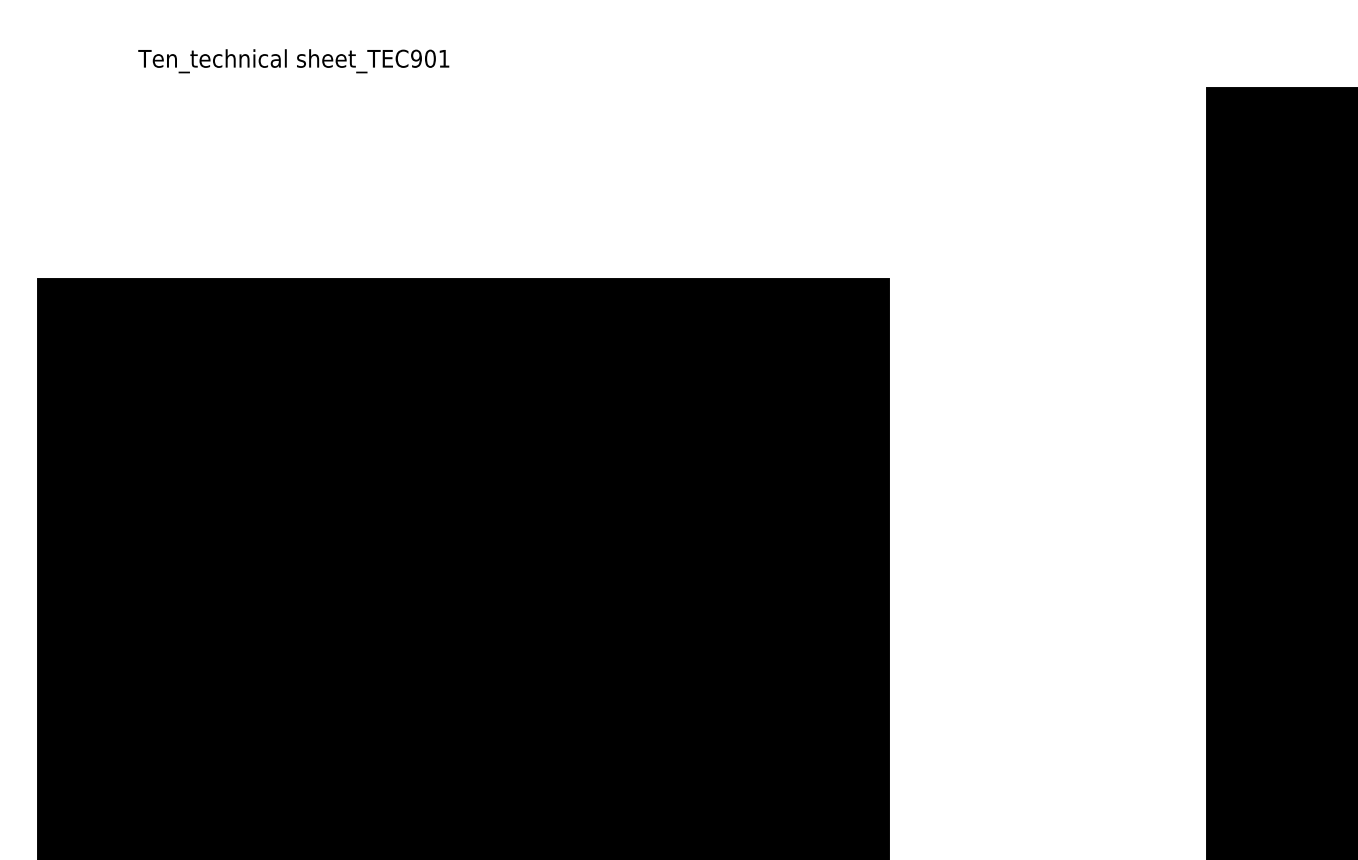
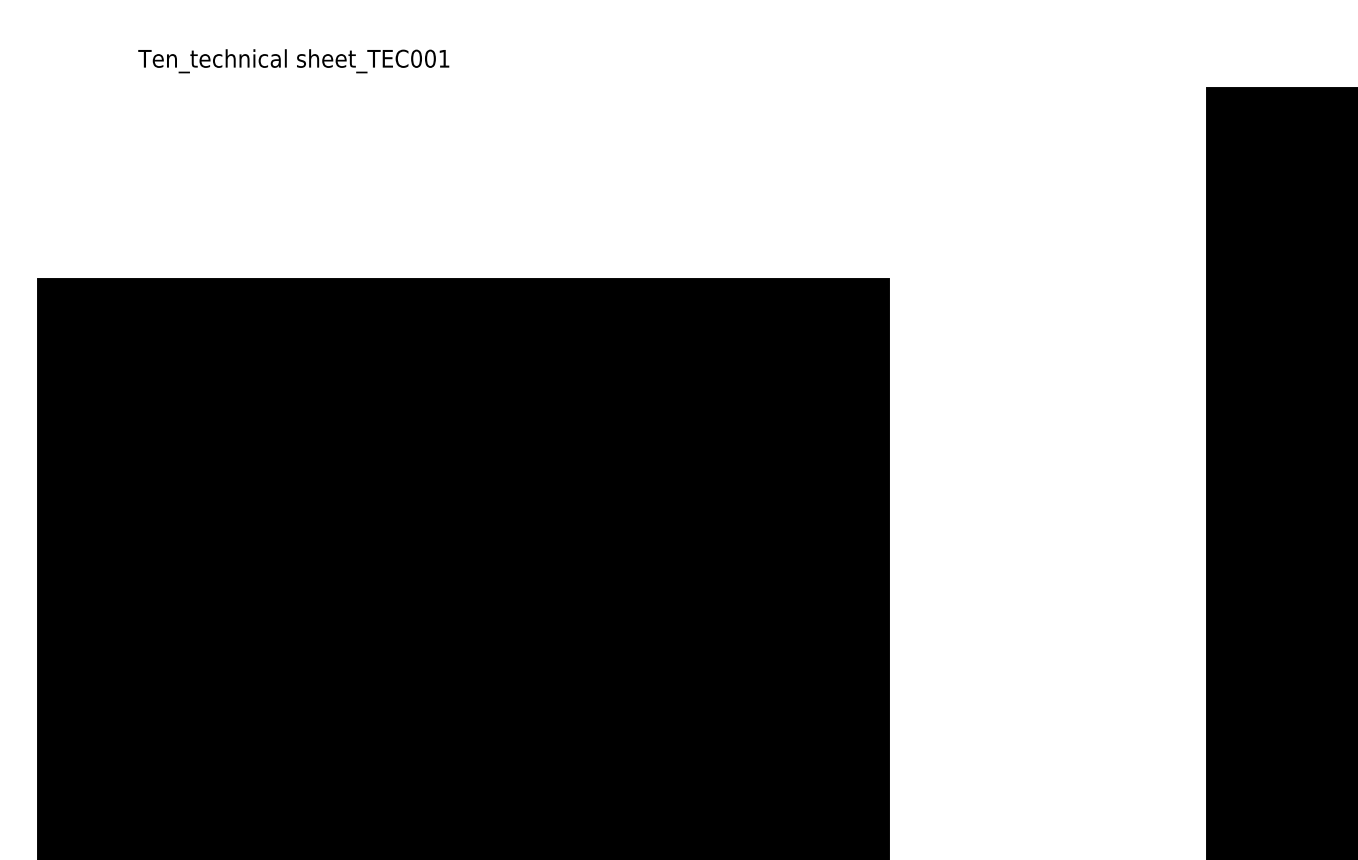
text: sheet_TEC901 -> sheet_TEC001 (416, 58)
